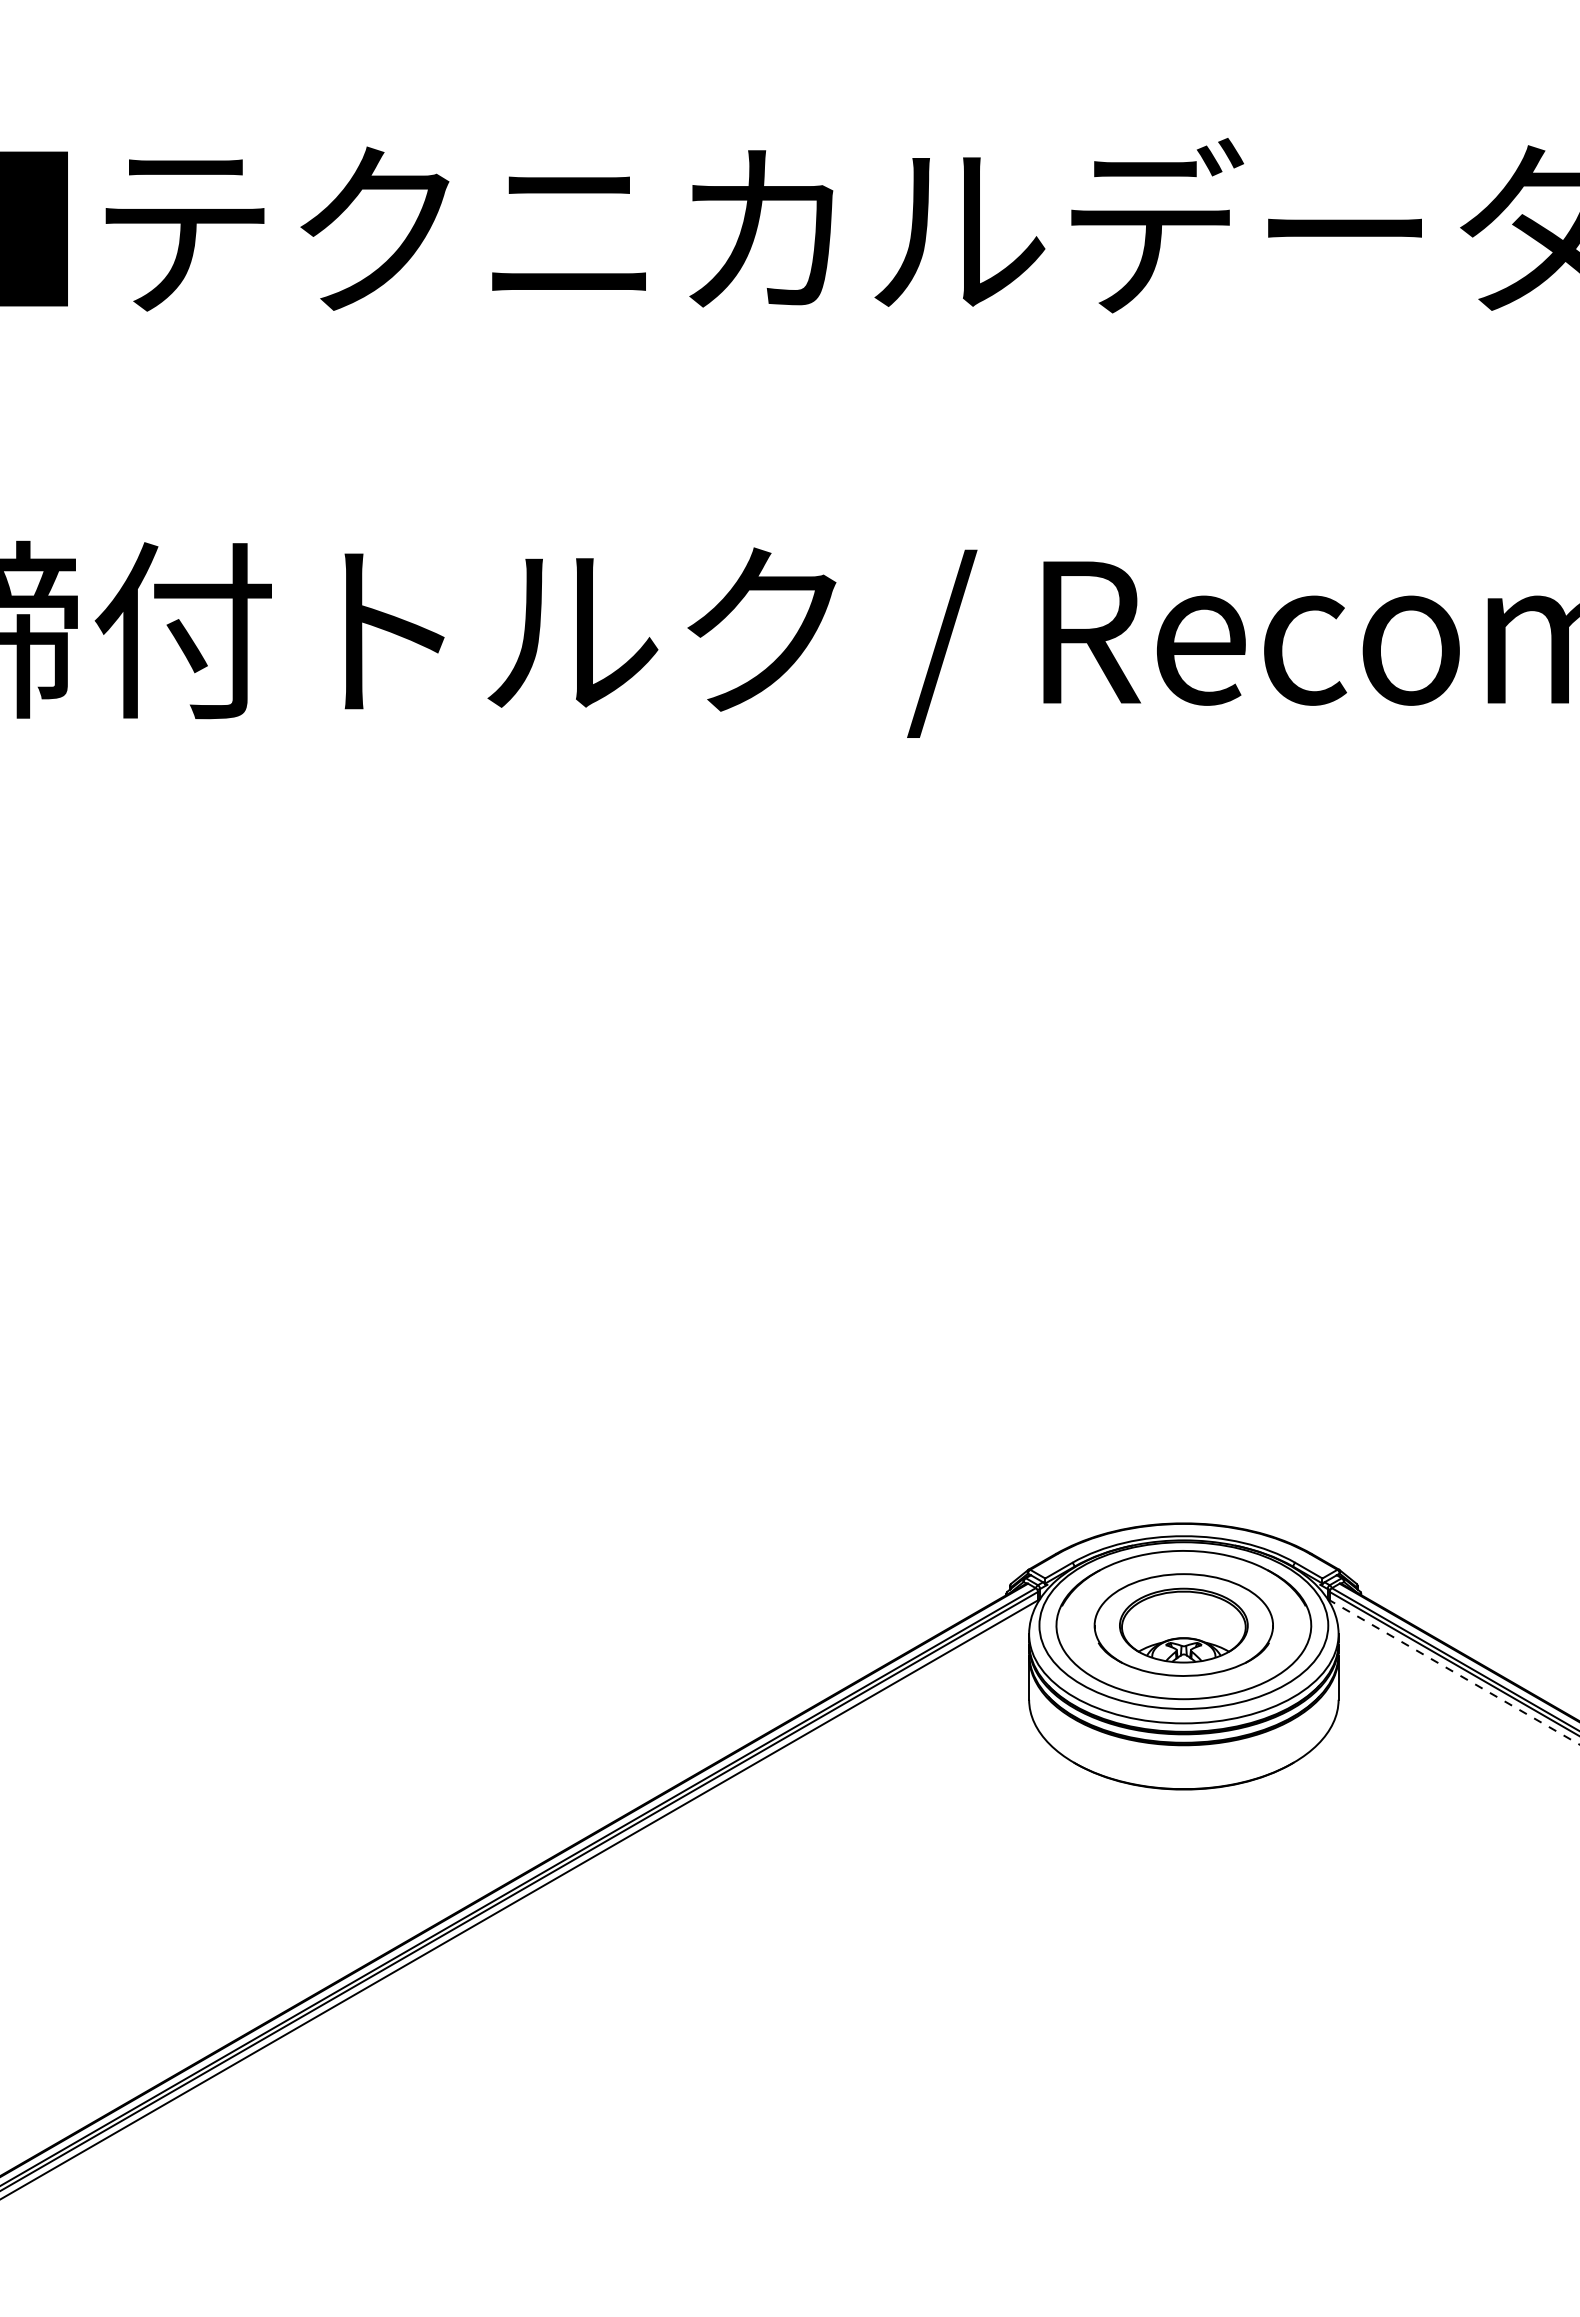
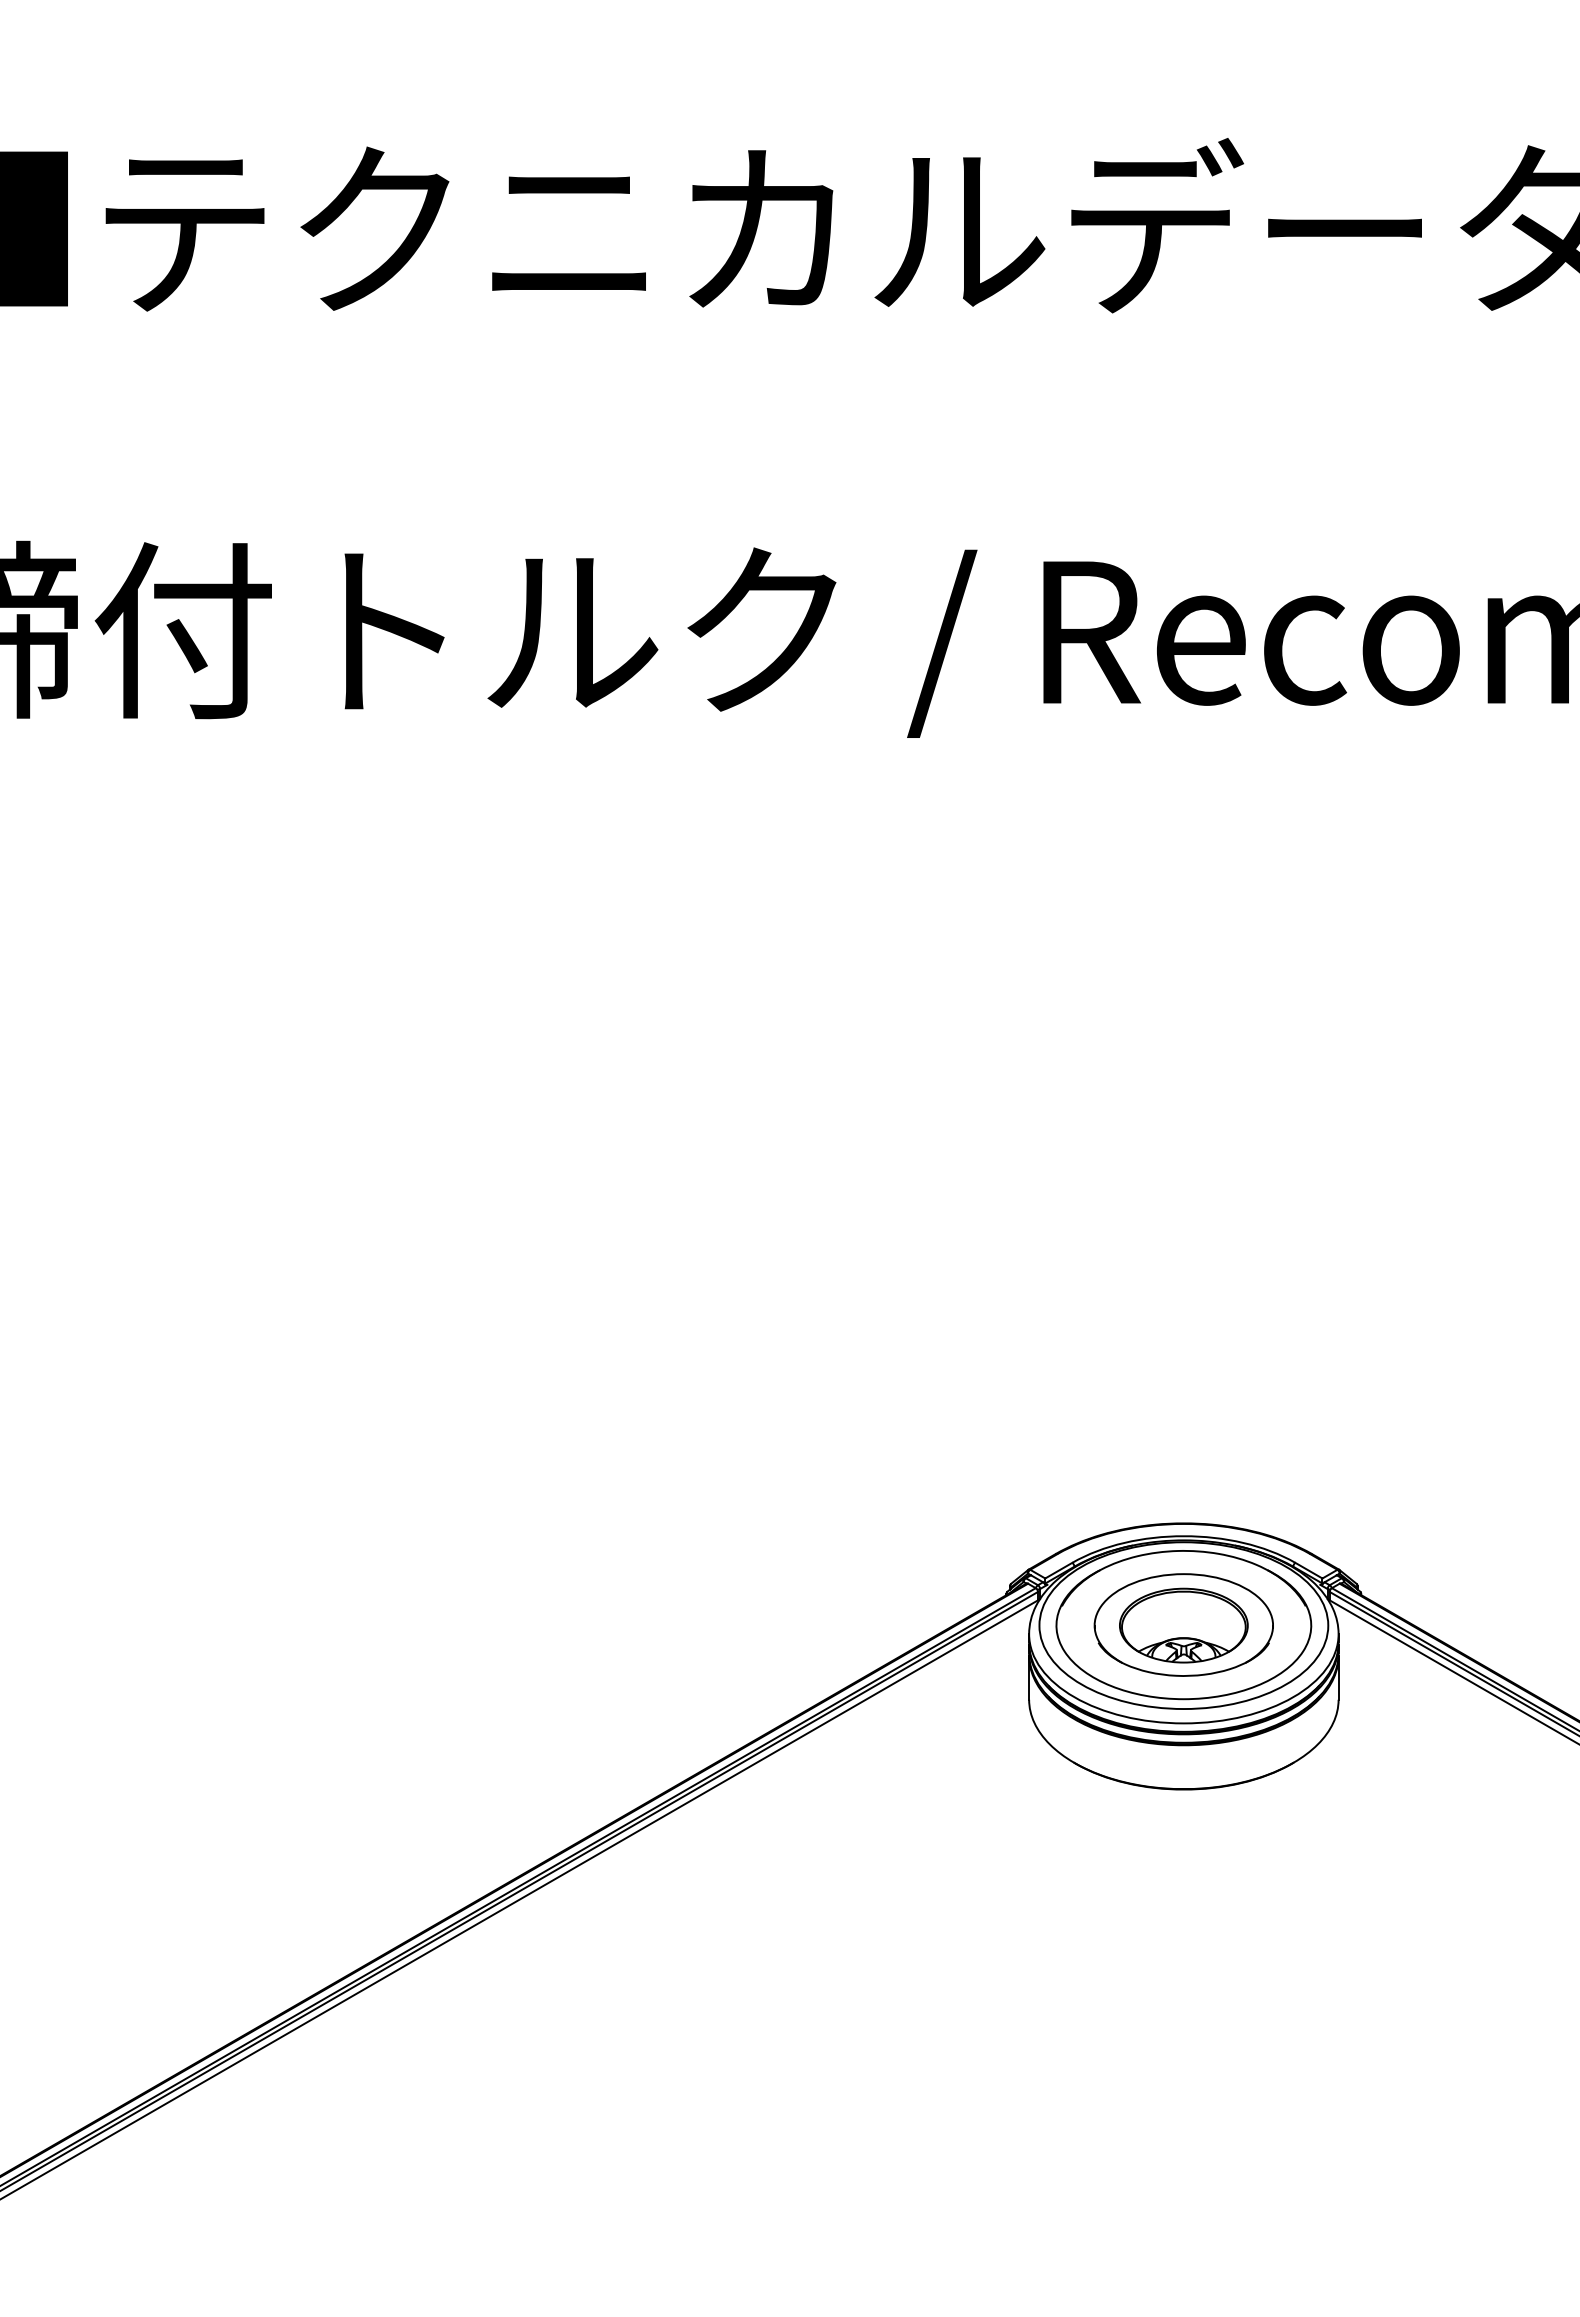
line: dashed -> solid (1454, 1672)
